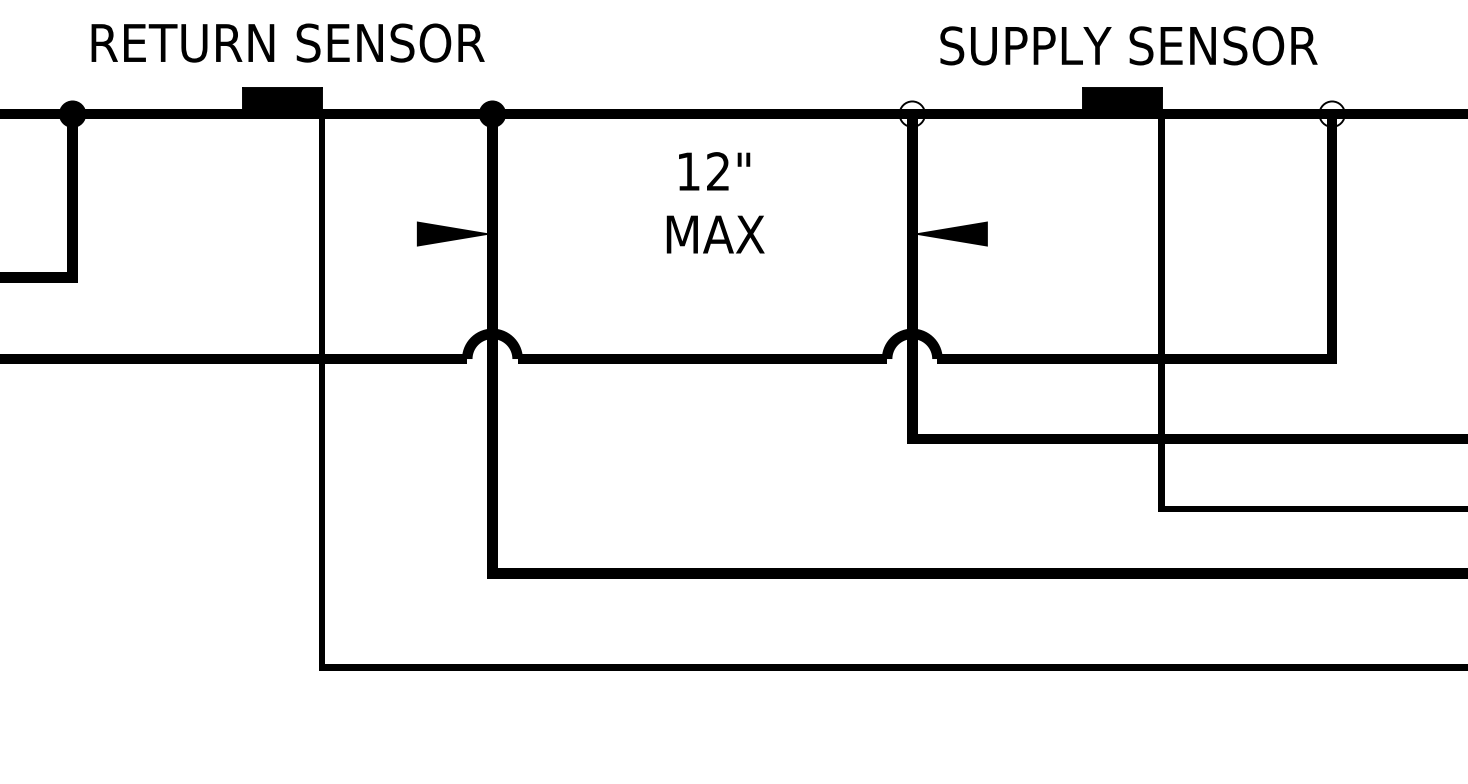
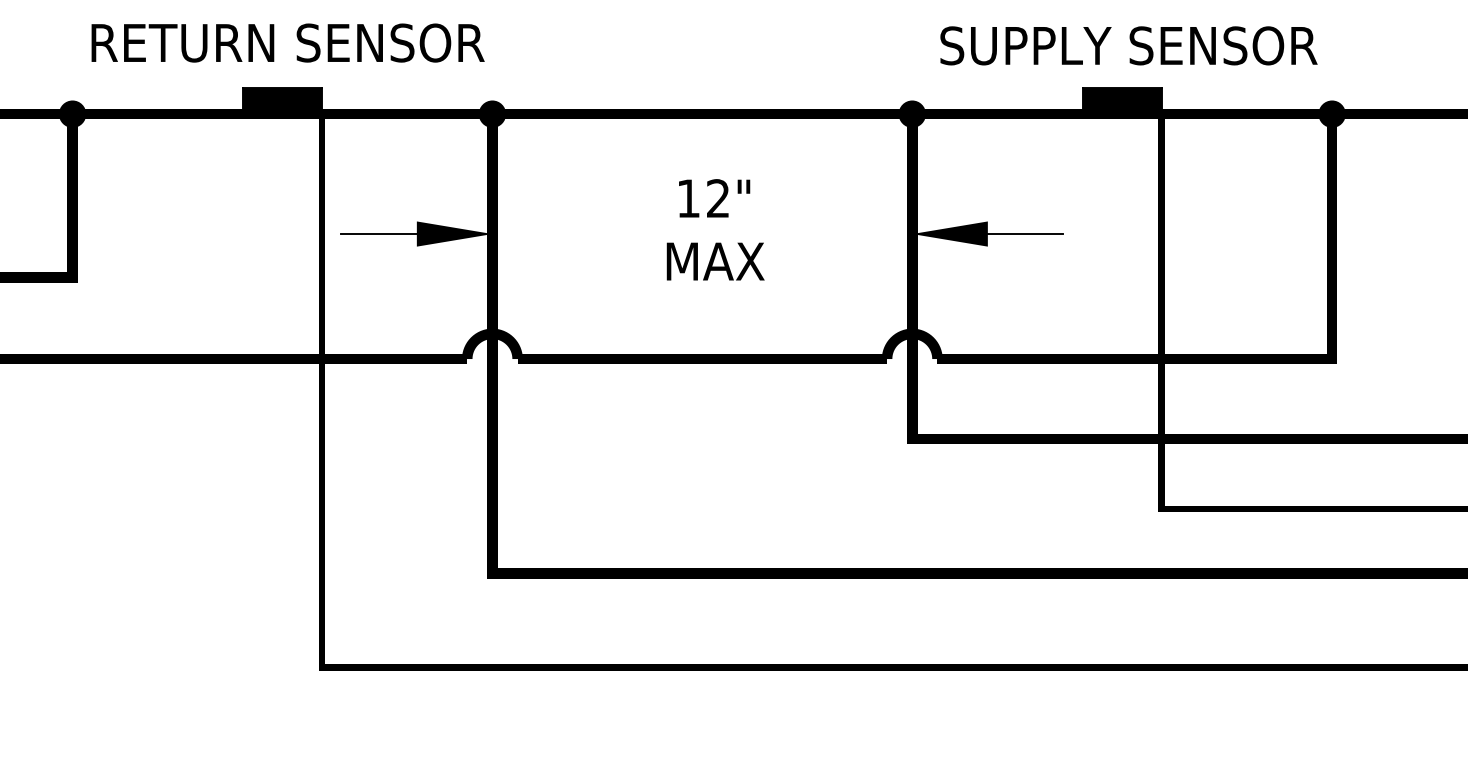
fill: none -> present (912, 113)
fill: none -> present (1331, 113)
text position: (715, 202) -> (715, 229) (715, 229)
line: none -> present (378, 234)
line: none -> present (1025, 234)
